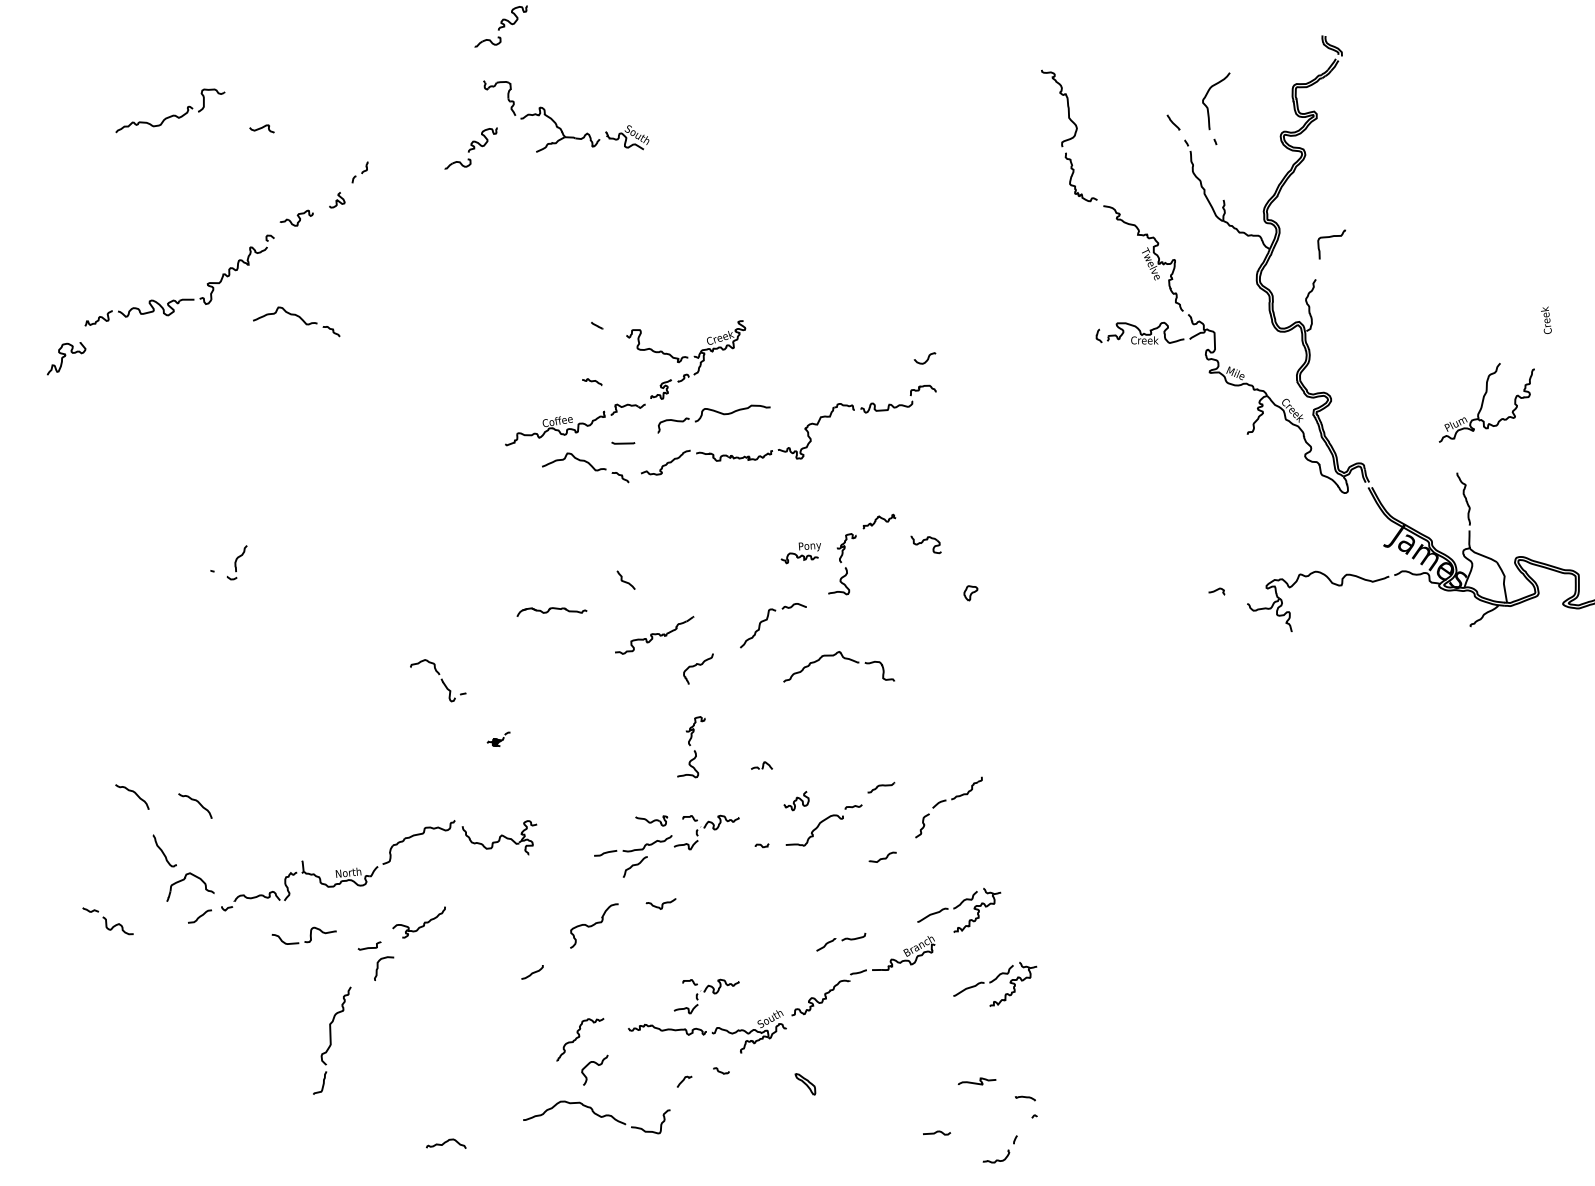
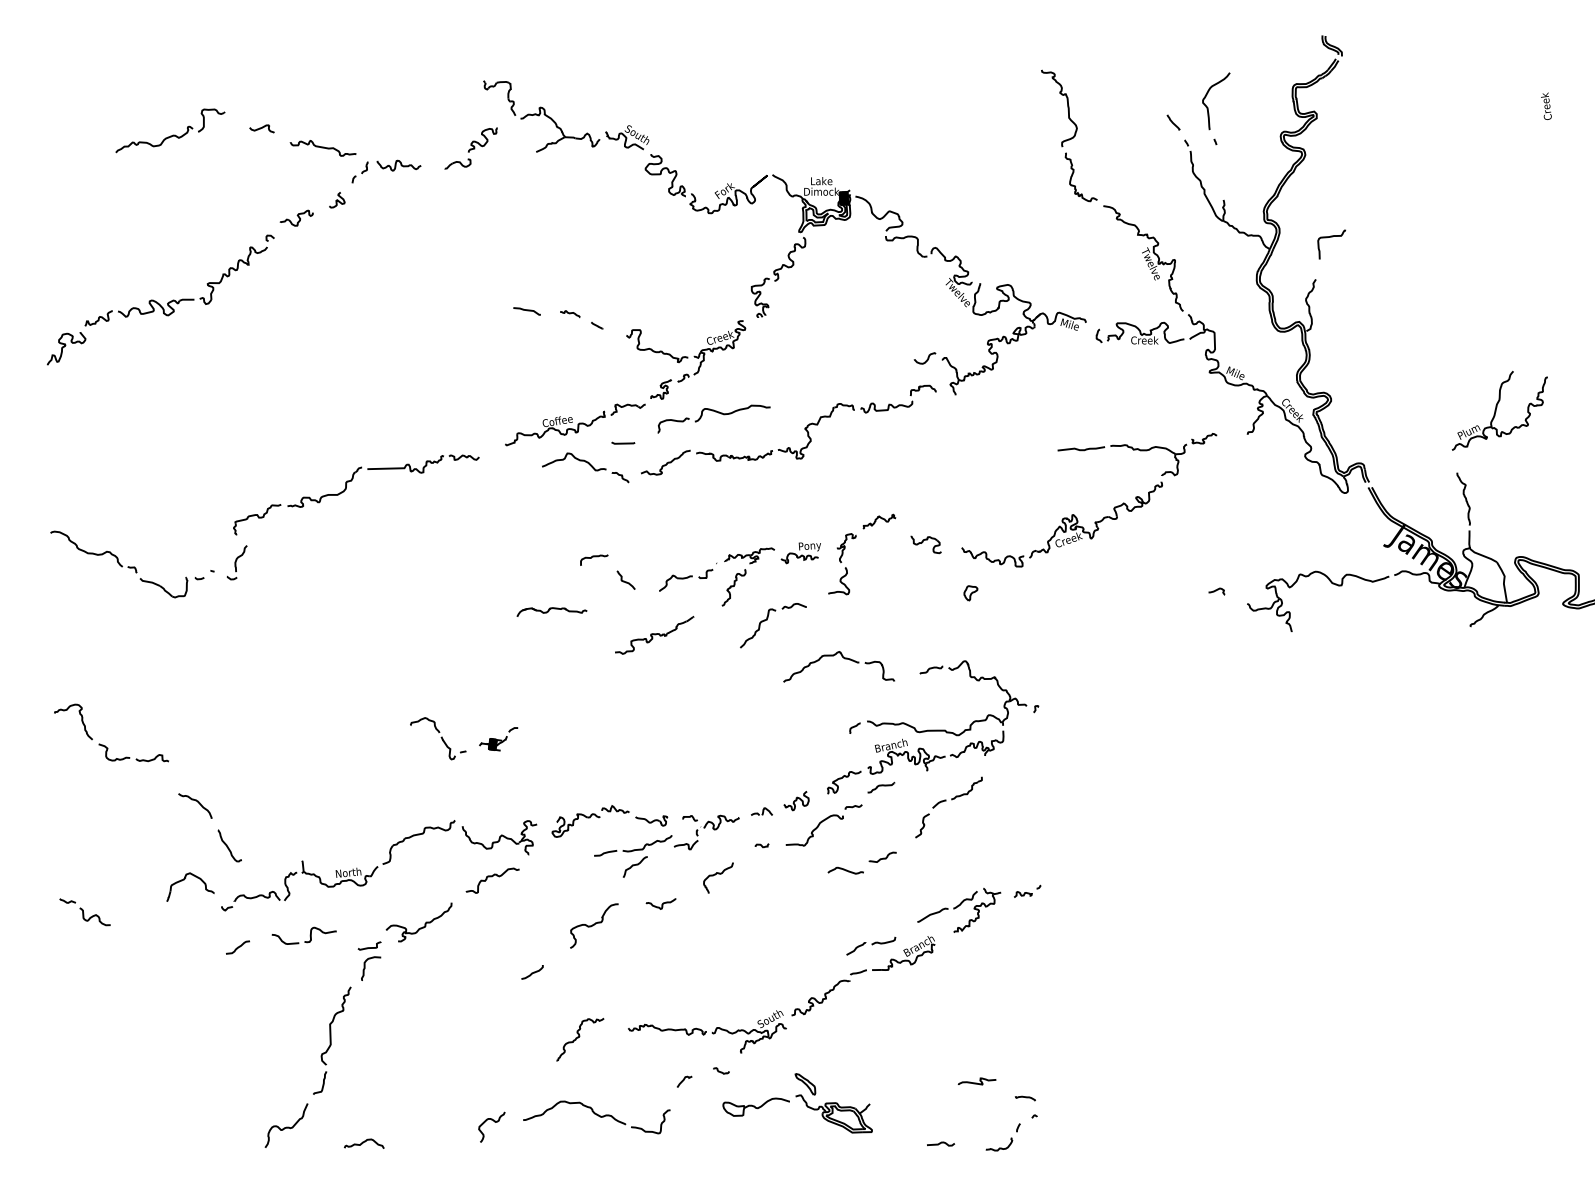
part: present -> none (500, 26)
part position: (170, 110) -> (170, 130) (170, 130)
curve: none -> present (322, 148)
curve: none -> present (396, 165)
part: none -> present (885, 240)
curve: none -> present (526, 311)
text position: (1546, 319) -> (1546, 105) (1546, 105)
part: present -> none (296, 321)
curve position: (65, 356) -> (65, 346) (65, 346)
curve position: (592, 382) -> (570, 314) (570, 314)
part position: (1486, 402) -> (1499, 410) (1499, 410)
part: none -> present (346, 489)
part: none -> present (1074, 514)
curve: none -> present (594, 557)
part: none -> present (127, 564)
part: none -> present (713, 570)
curve position: (698, 665) -> (718, 874) (718, 874)
part position: (438, 680) -> (438, 738) (438, 738)
part: none -> present (933, 727)
part size: 25x16 px -> 40x25 px (498, 739)
part: none -> present (105, 745)
part: present -> none (691, 747)
part position: (761, 765) -> (761, 811) (761, 811)
curve: present -> none (134, 793)
part: none -> present (590, 821)
curve position: (163, 851) -> (228, 846) (228, 846)
curve: none -> present (845, 870)
curve: none -> present (492, 877)
part: none -> present (1027, 890)
curve position: (199, 916) -> (237, 947) (237, 947)
part position: (107, 921) -> (84, 912) (84, 912)
part size: 54x33 px -> 68x41 px (418, 922)
part position: (841, 941) -> (871, 945) (871, 945)
curve position: (378, 968) -> (365, 968) (365, 968)
part: present -> none (995, 983)
part: present -> none (706, 996)
curve position: (597, 1065) -> (494, 1122) (494, 1122)
part: none -> present (805, 1105)
curve: none -> present (286, 1126)
curve position: (937, 1132) -> (941, 1143) (941, 1143)
curve position: (446, 1142) -> (364, 1142) (364, 1142)
part position: (1007, 1150) -> (1010, 1138) (1010, 1138)
